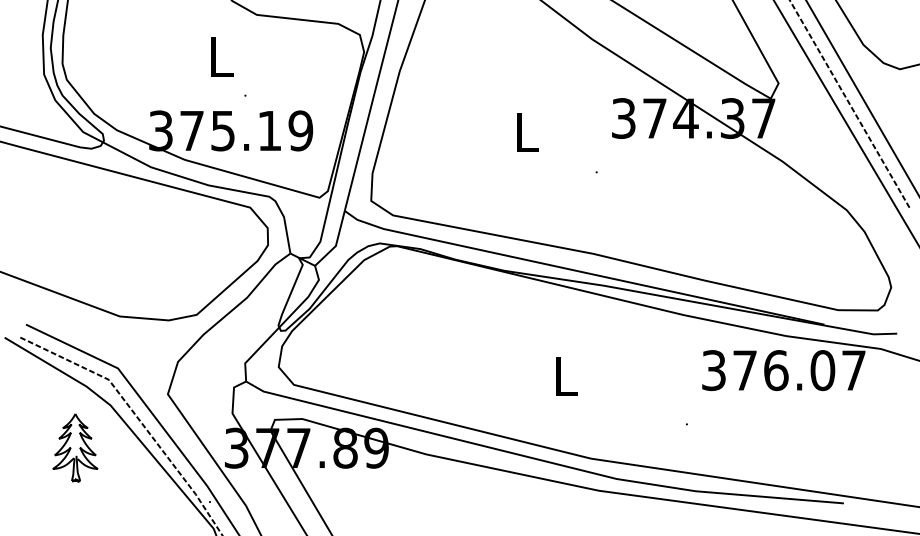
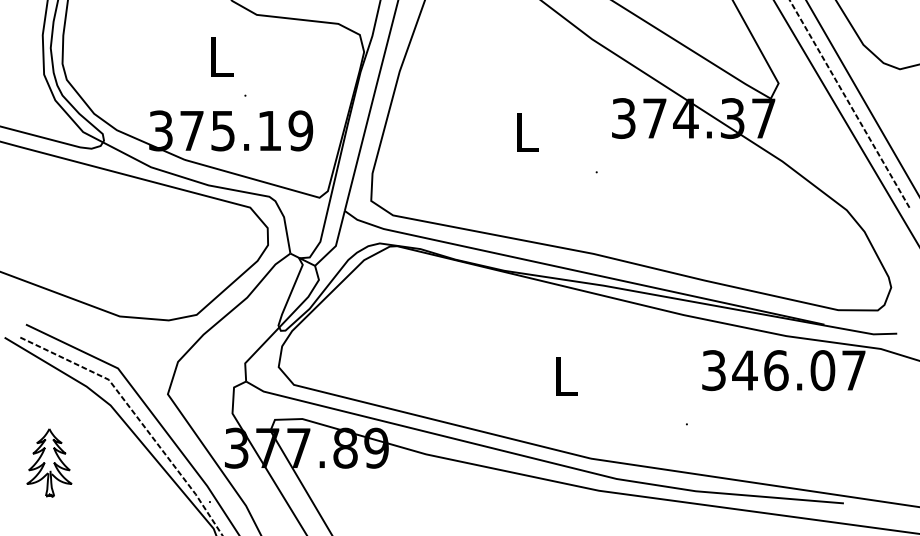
text: 376.07 -> 346.07 (744, 370)
part position: (75, 447) -> (49, 462) (49, 462)
